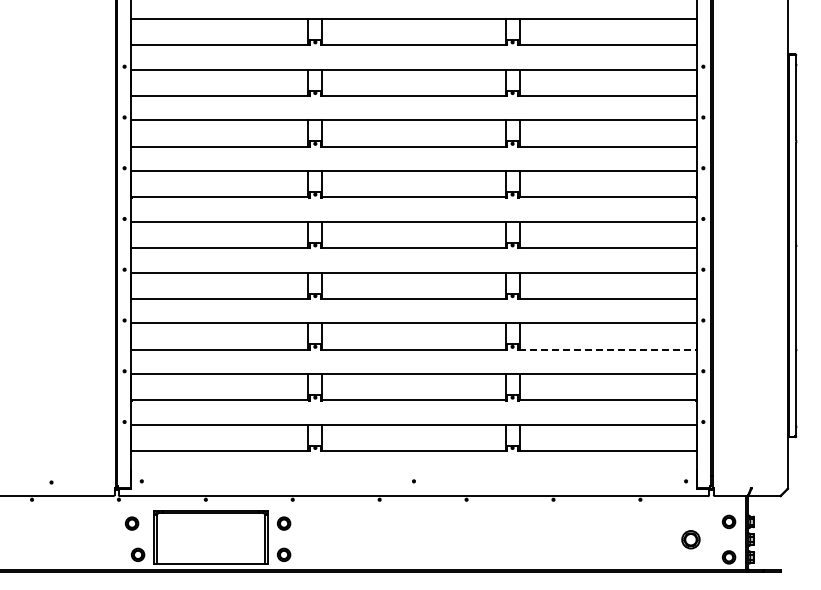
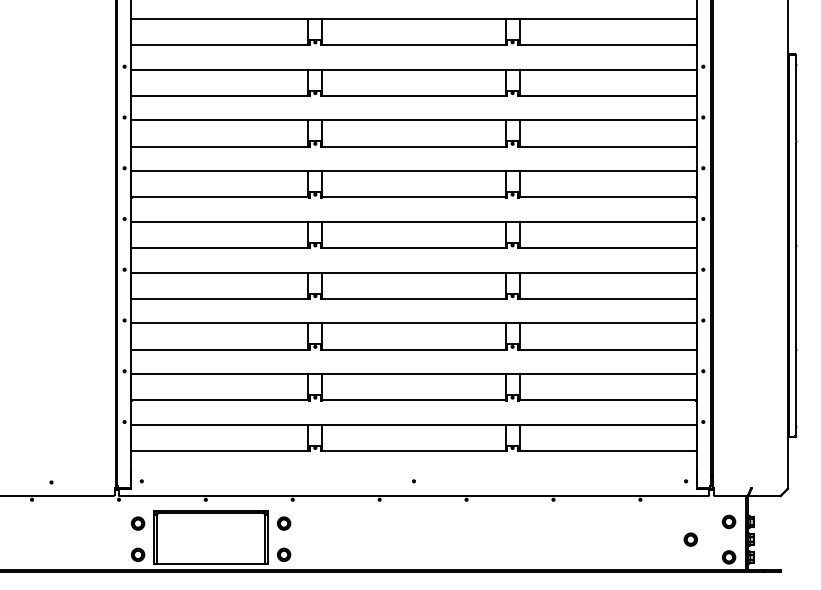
line: dashed -> solid (607, 349)
part position: (132, 523) -> (138, 523) (138, 523)
part size: 20x20 px -> 15x15 px (690, 539)
